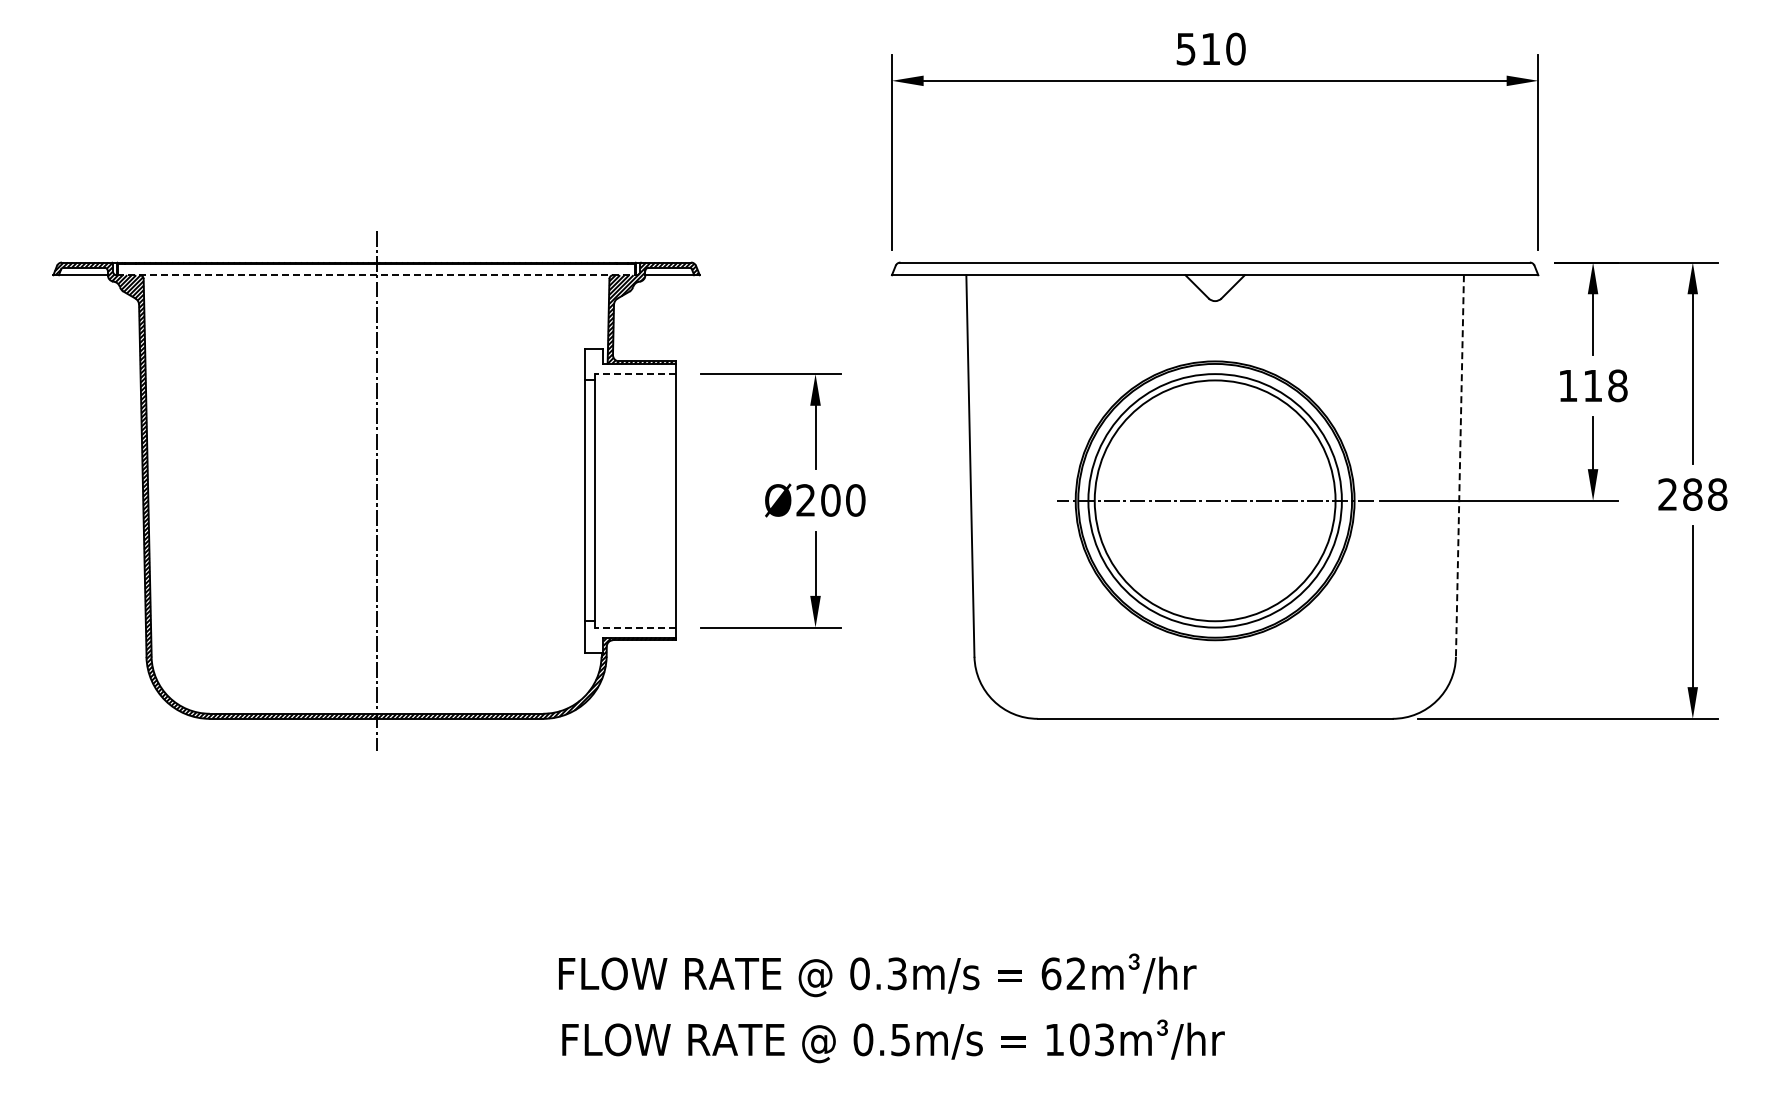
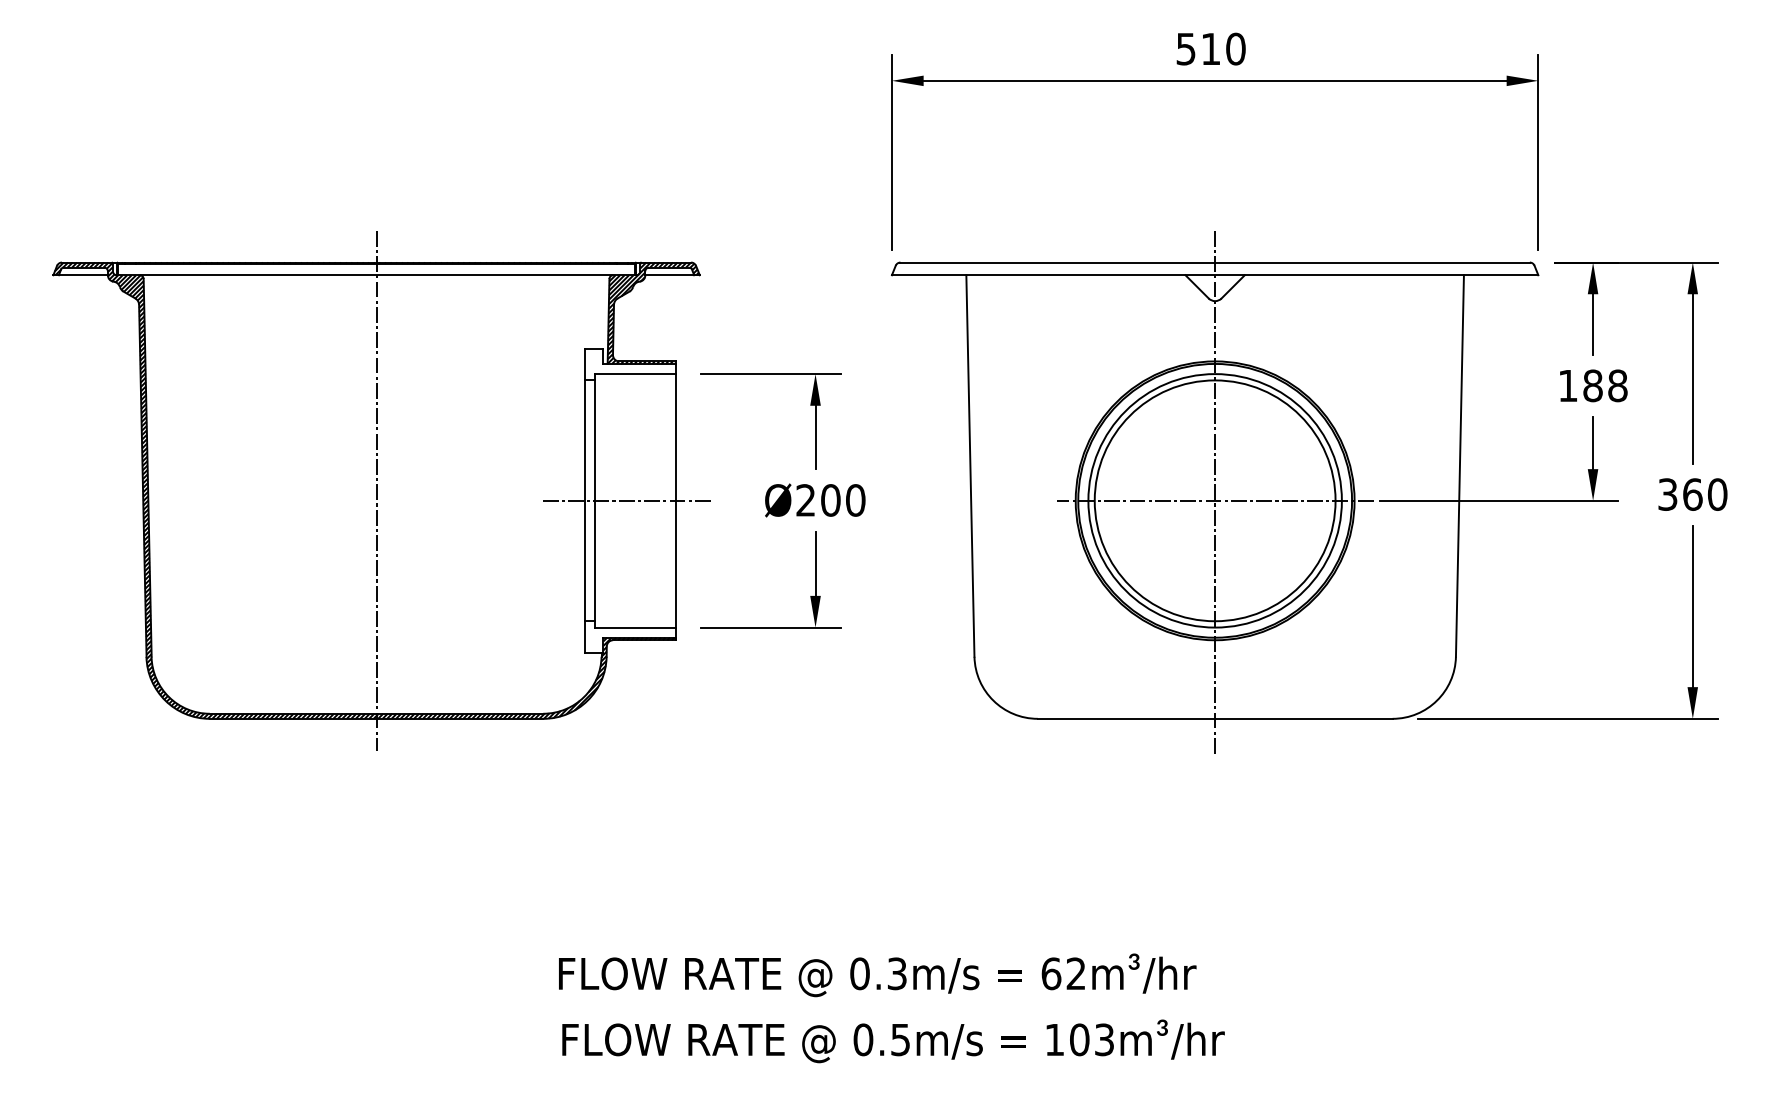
line: dashed -> solid (376, 275)
line: dashed -> solid (635, 374)
text: 118 -> 188 (1592, 385)
line: dashed -> solid (1459, 465)
line: none -> present (1215, 493)
text: 288 -> 360 (1692, 494)
line: none -> present (627, 500)
line: dashed -> solid (635, 627)
